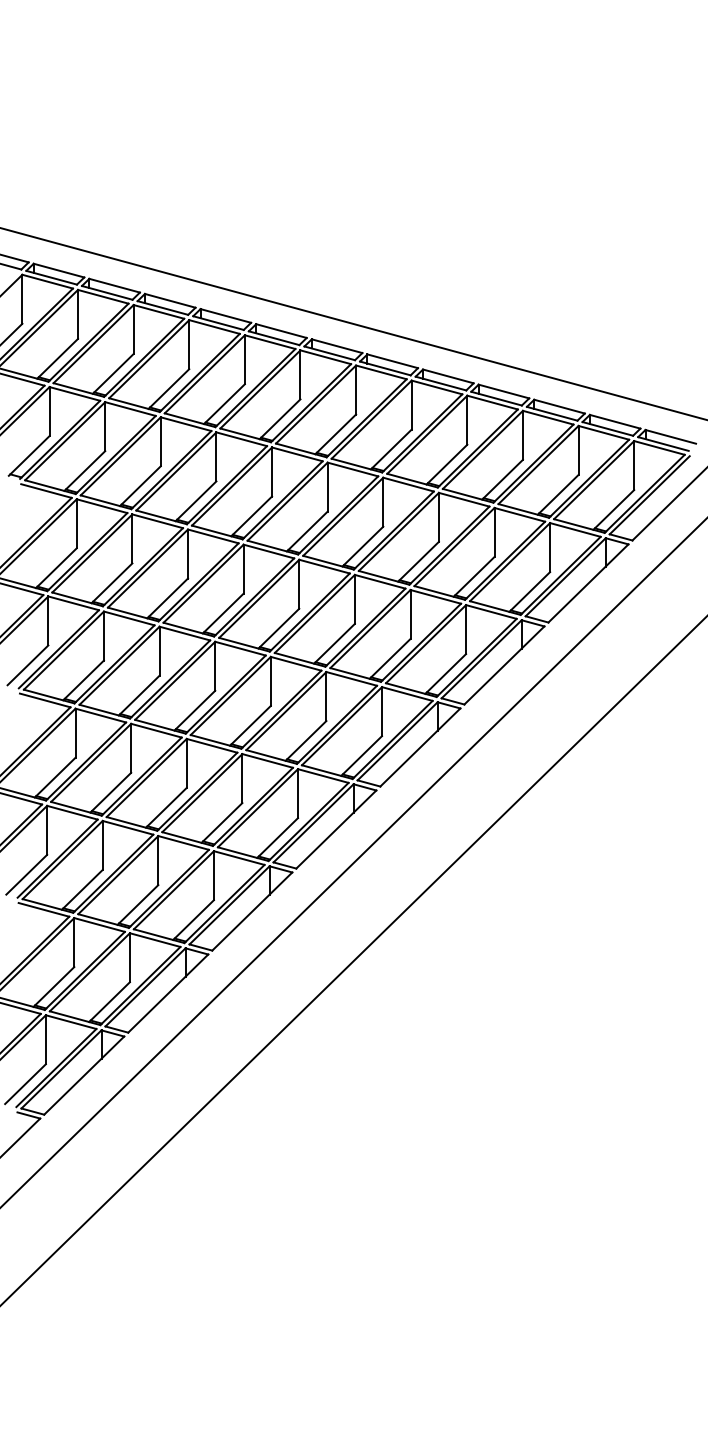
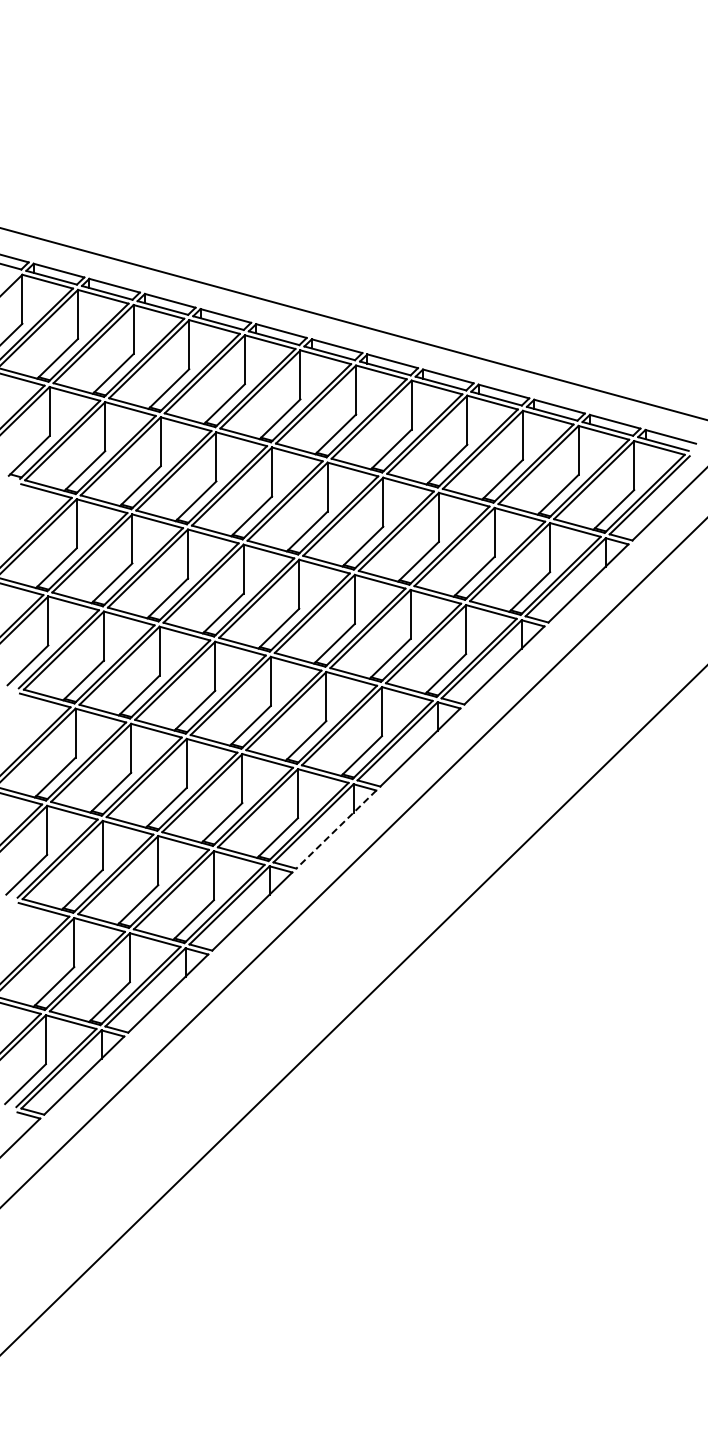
line: solid -> dashed (336, 829)
line position: (353, 960) -> (353, 1010) (353, 1010)
